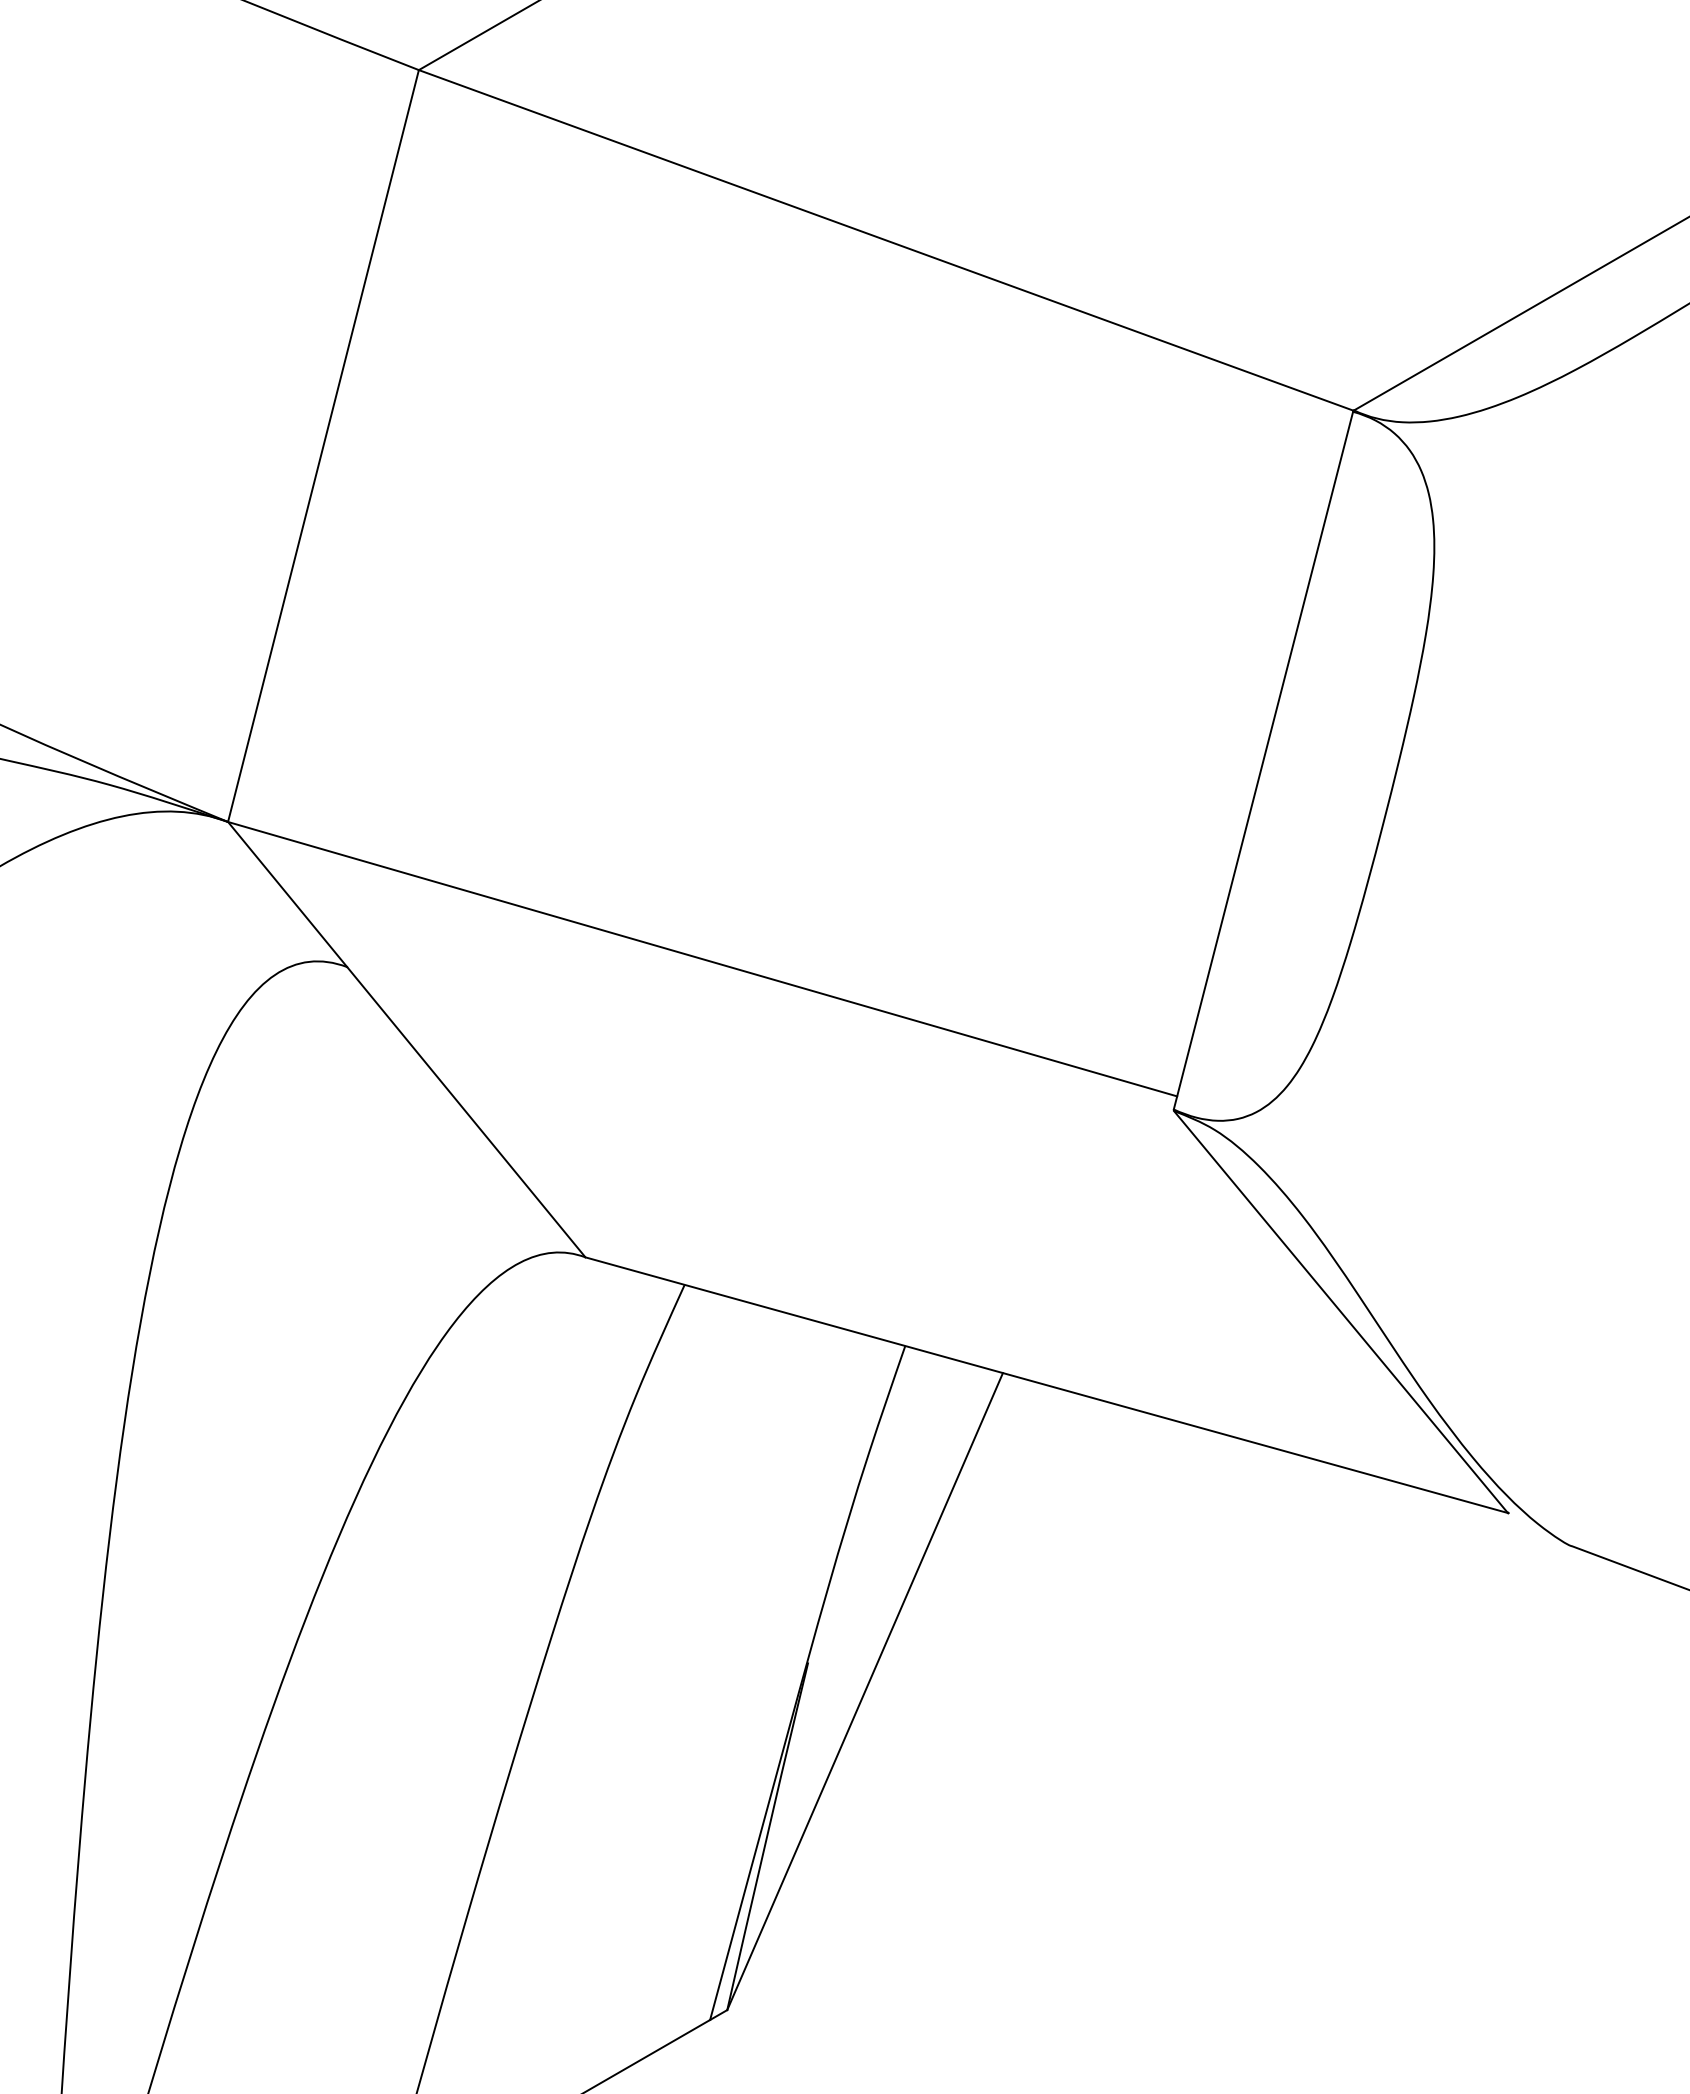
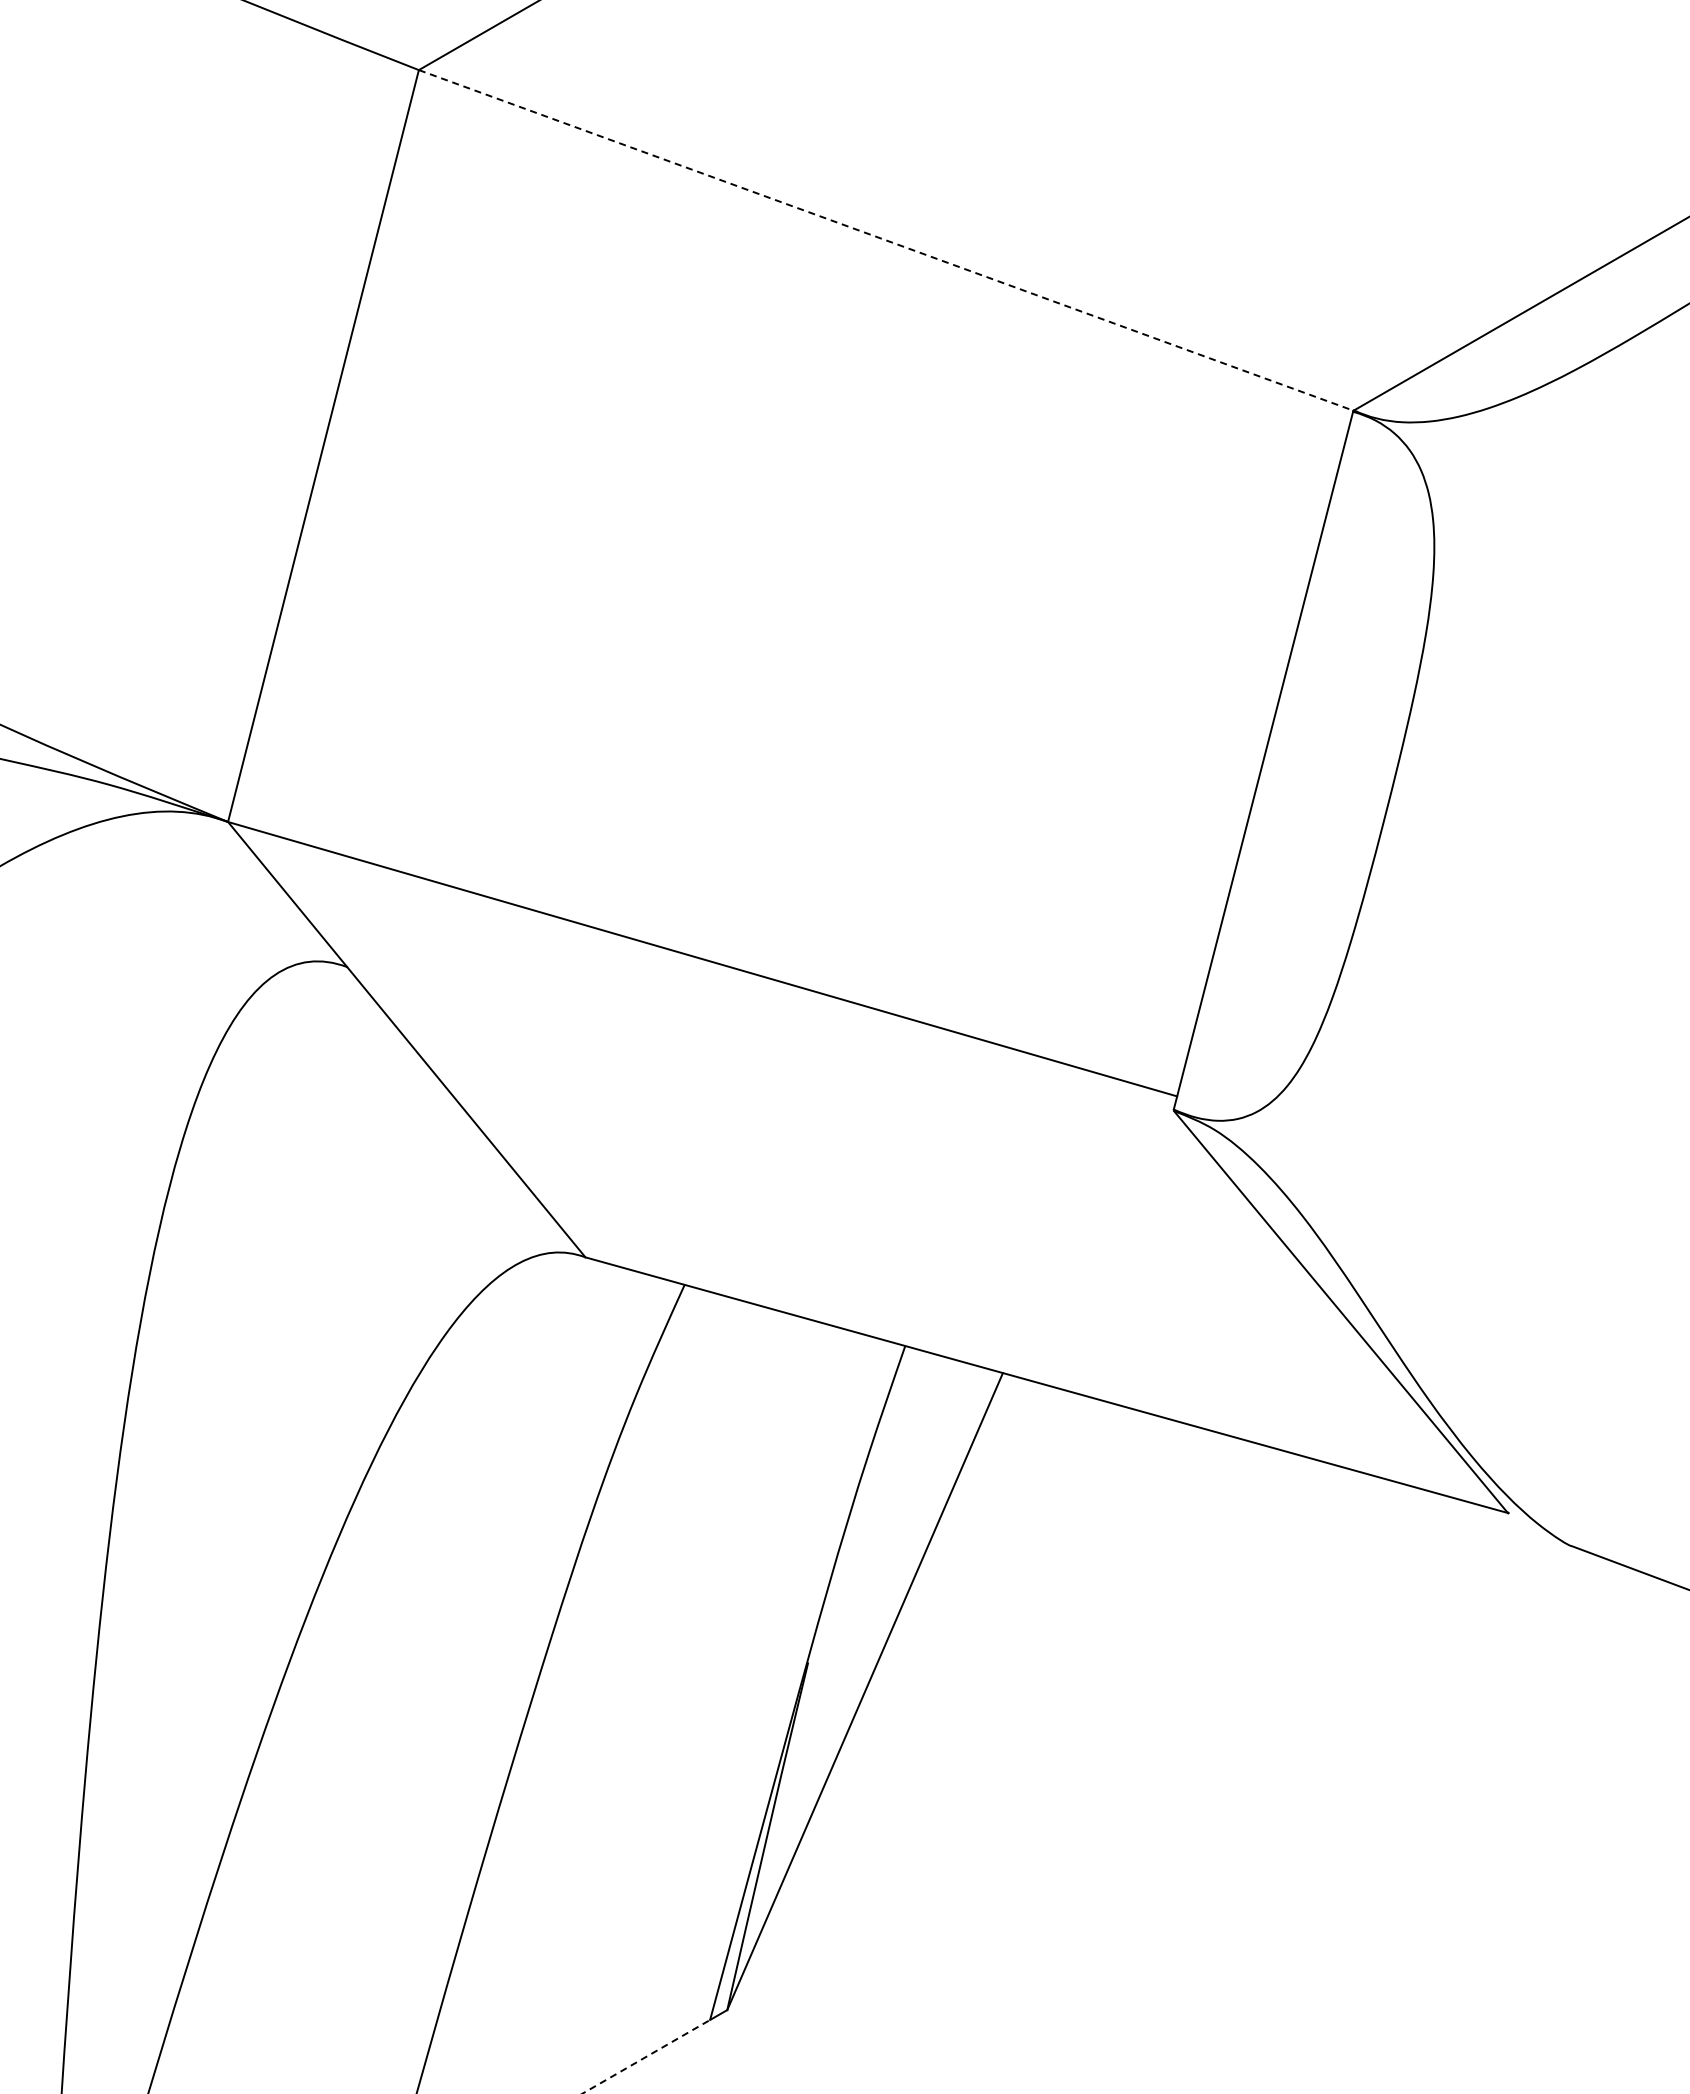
line: solid -> dashed (886, 240)
line: solid -> dashed (646, 2056)
